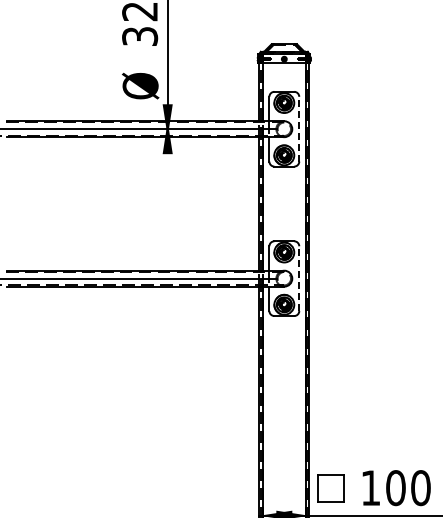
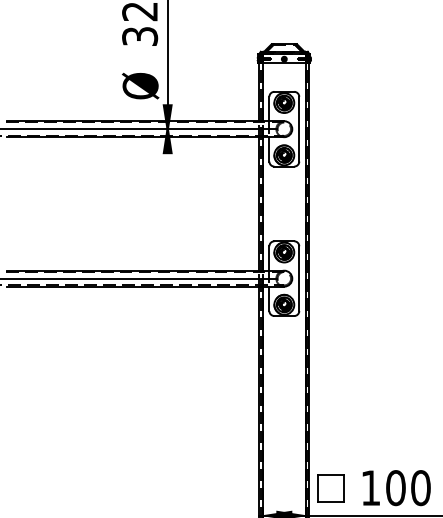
line: dashed -> solid (299, 128)
line: dashed -> solid (299, 278)
